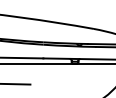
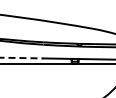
line: solid -> dashed (22, 58)
line: present -> none (16, 83)
